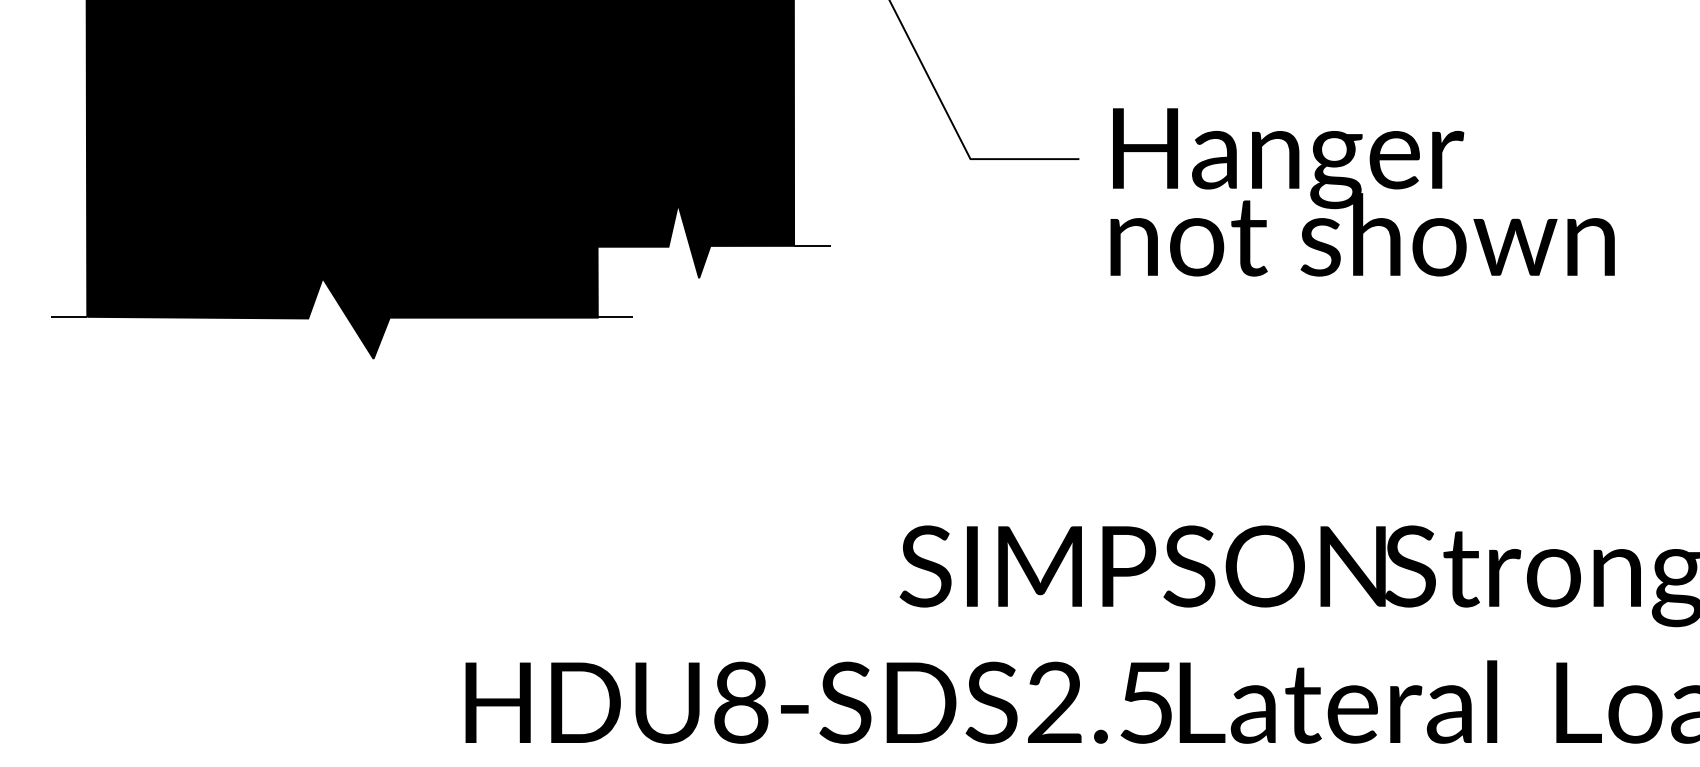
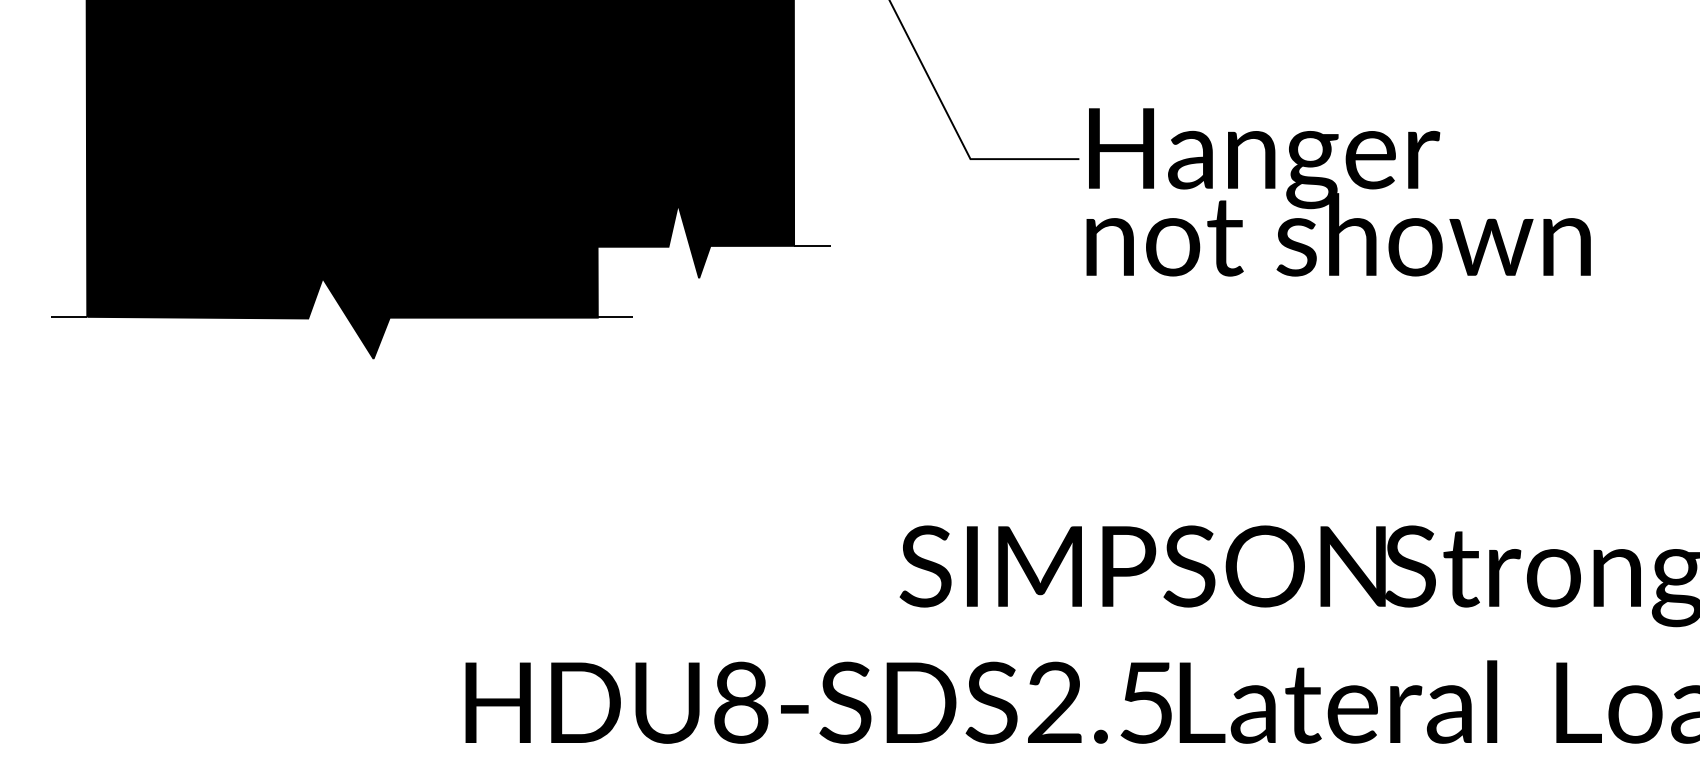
text position: (1362, 192) -> (1338, 192) (1338, 192)
